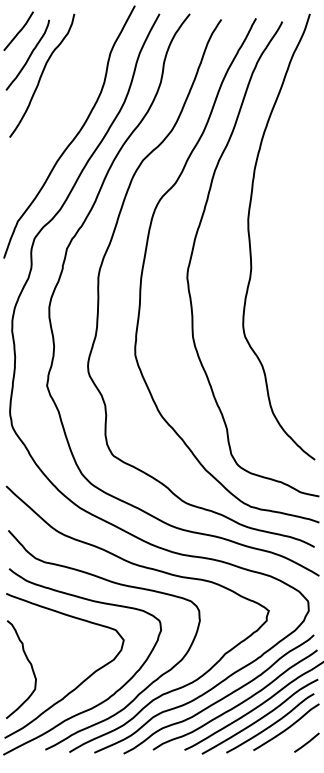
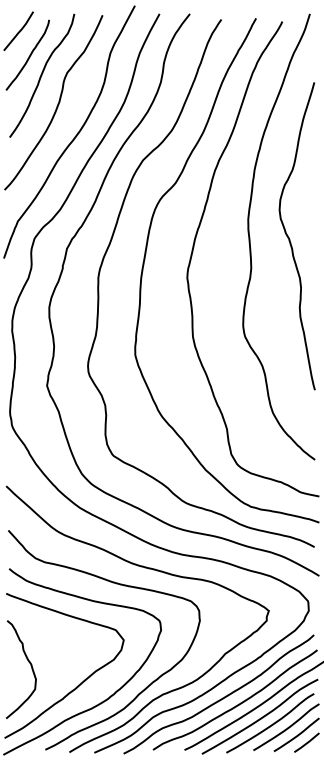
curve: none -> present (57, 103)
curve: none -> present (290, 239)
curve: none -> present (297, 734)
